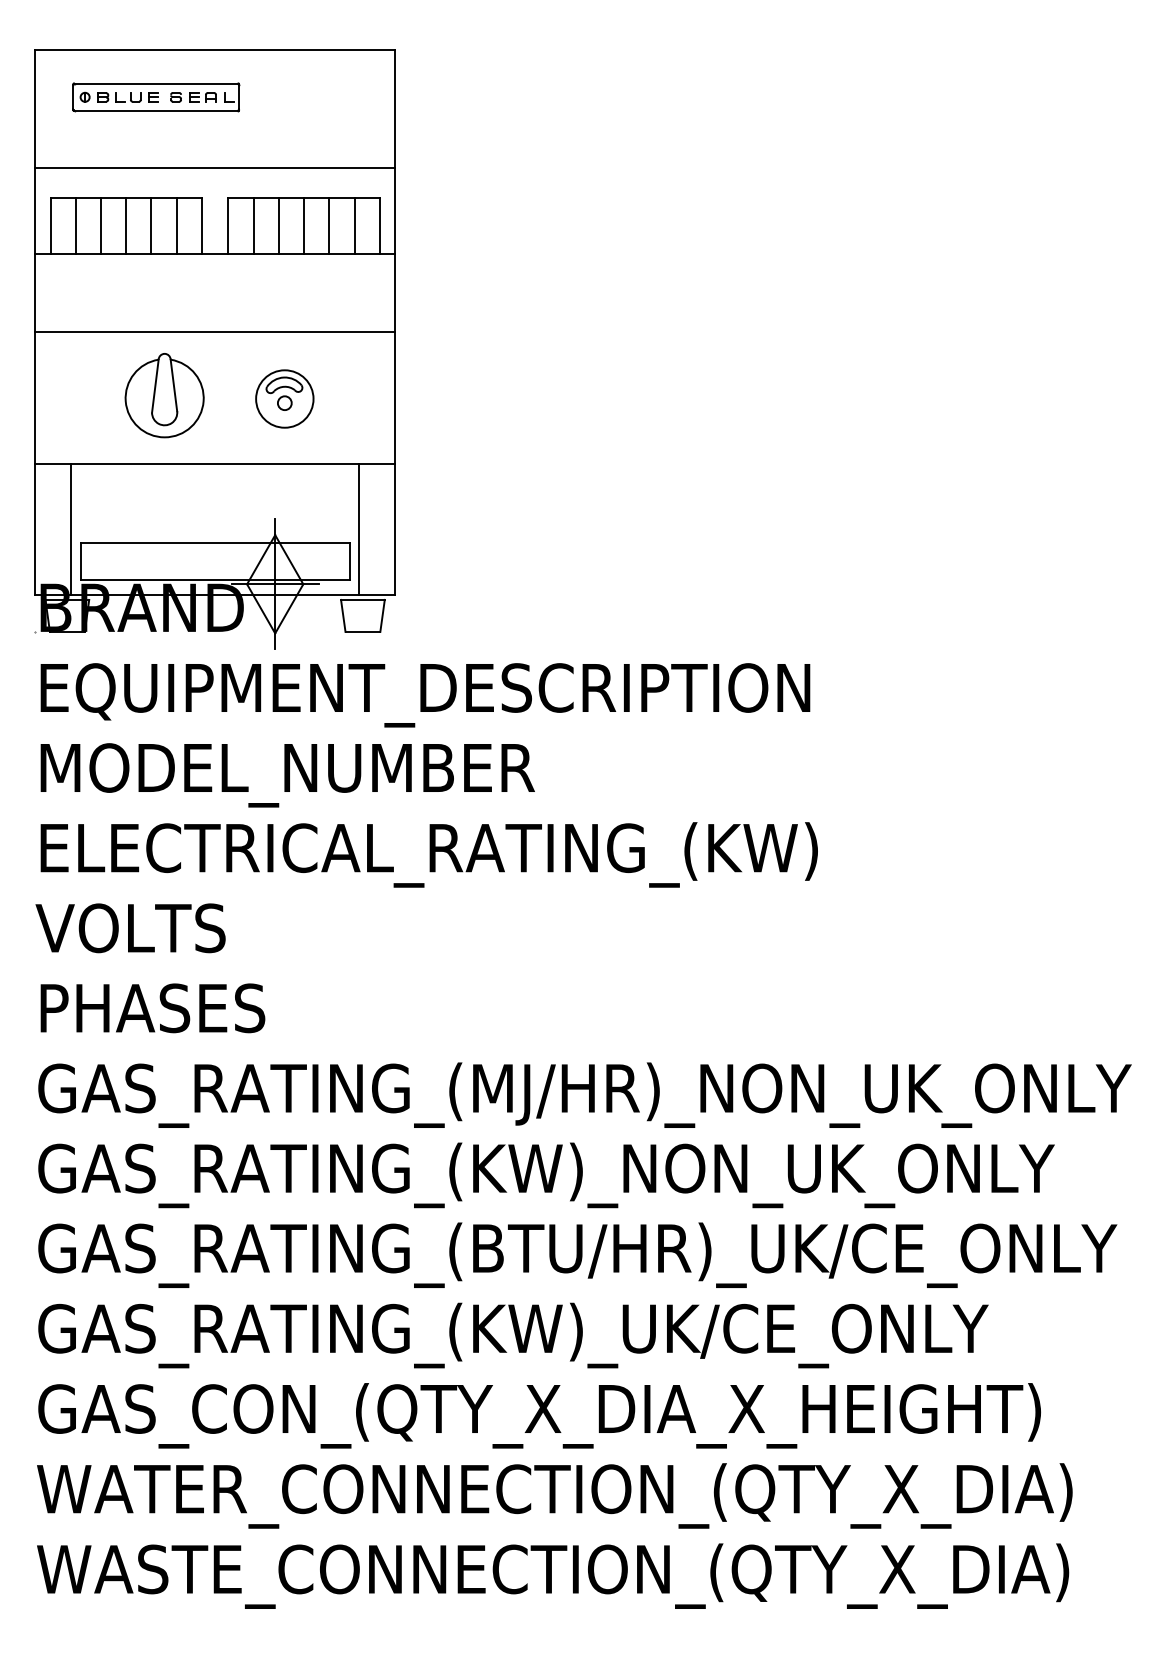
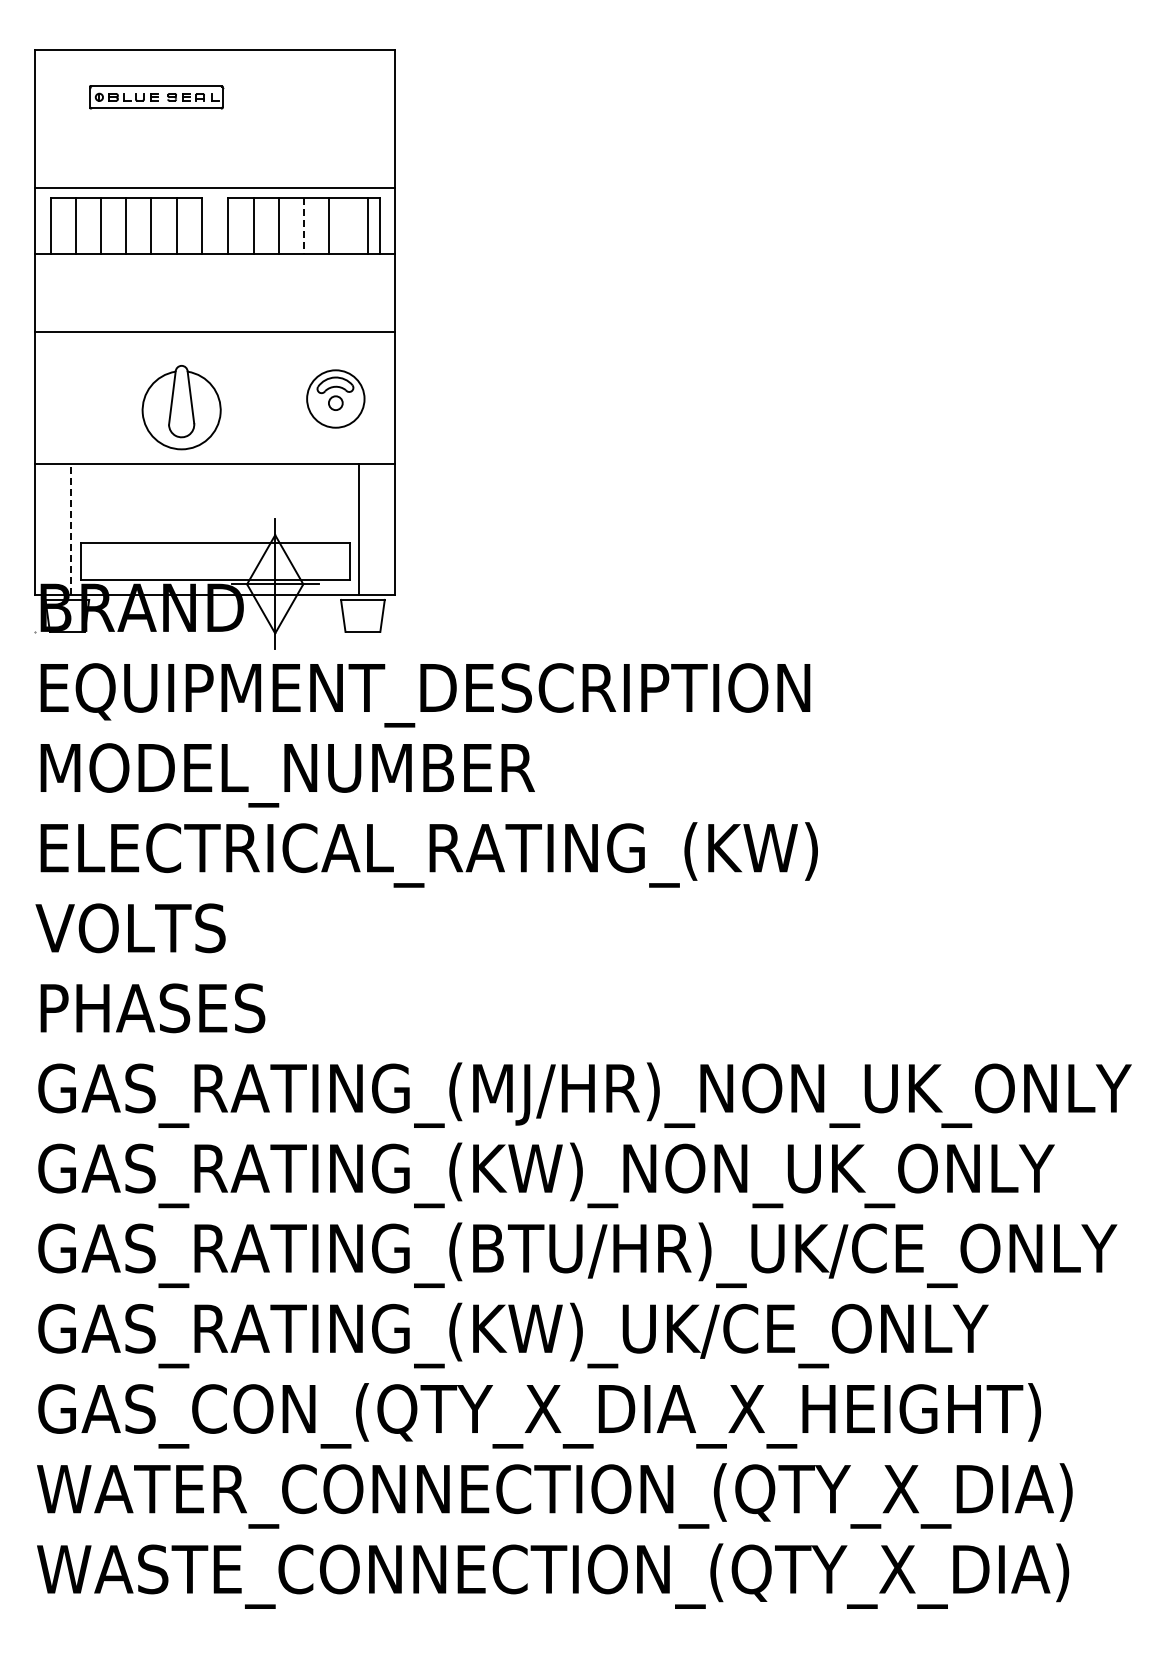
part size: 169x31 px -> 136x25 px (156, 97)
line position: (214, 168) -> (214, 188) (214, 188)
line: solid -> dashed (304, 225)
line position: (354, 225) -> (367, 225) (367, 225)
part position: (164, 395) -> (181, 407) (181, 407)
part position: (284, 398) -> (335, 398) (335, 398)
line: solid -> dashed (70, 529)
